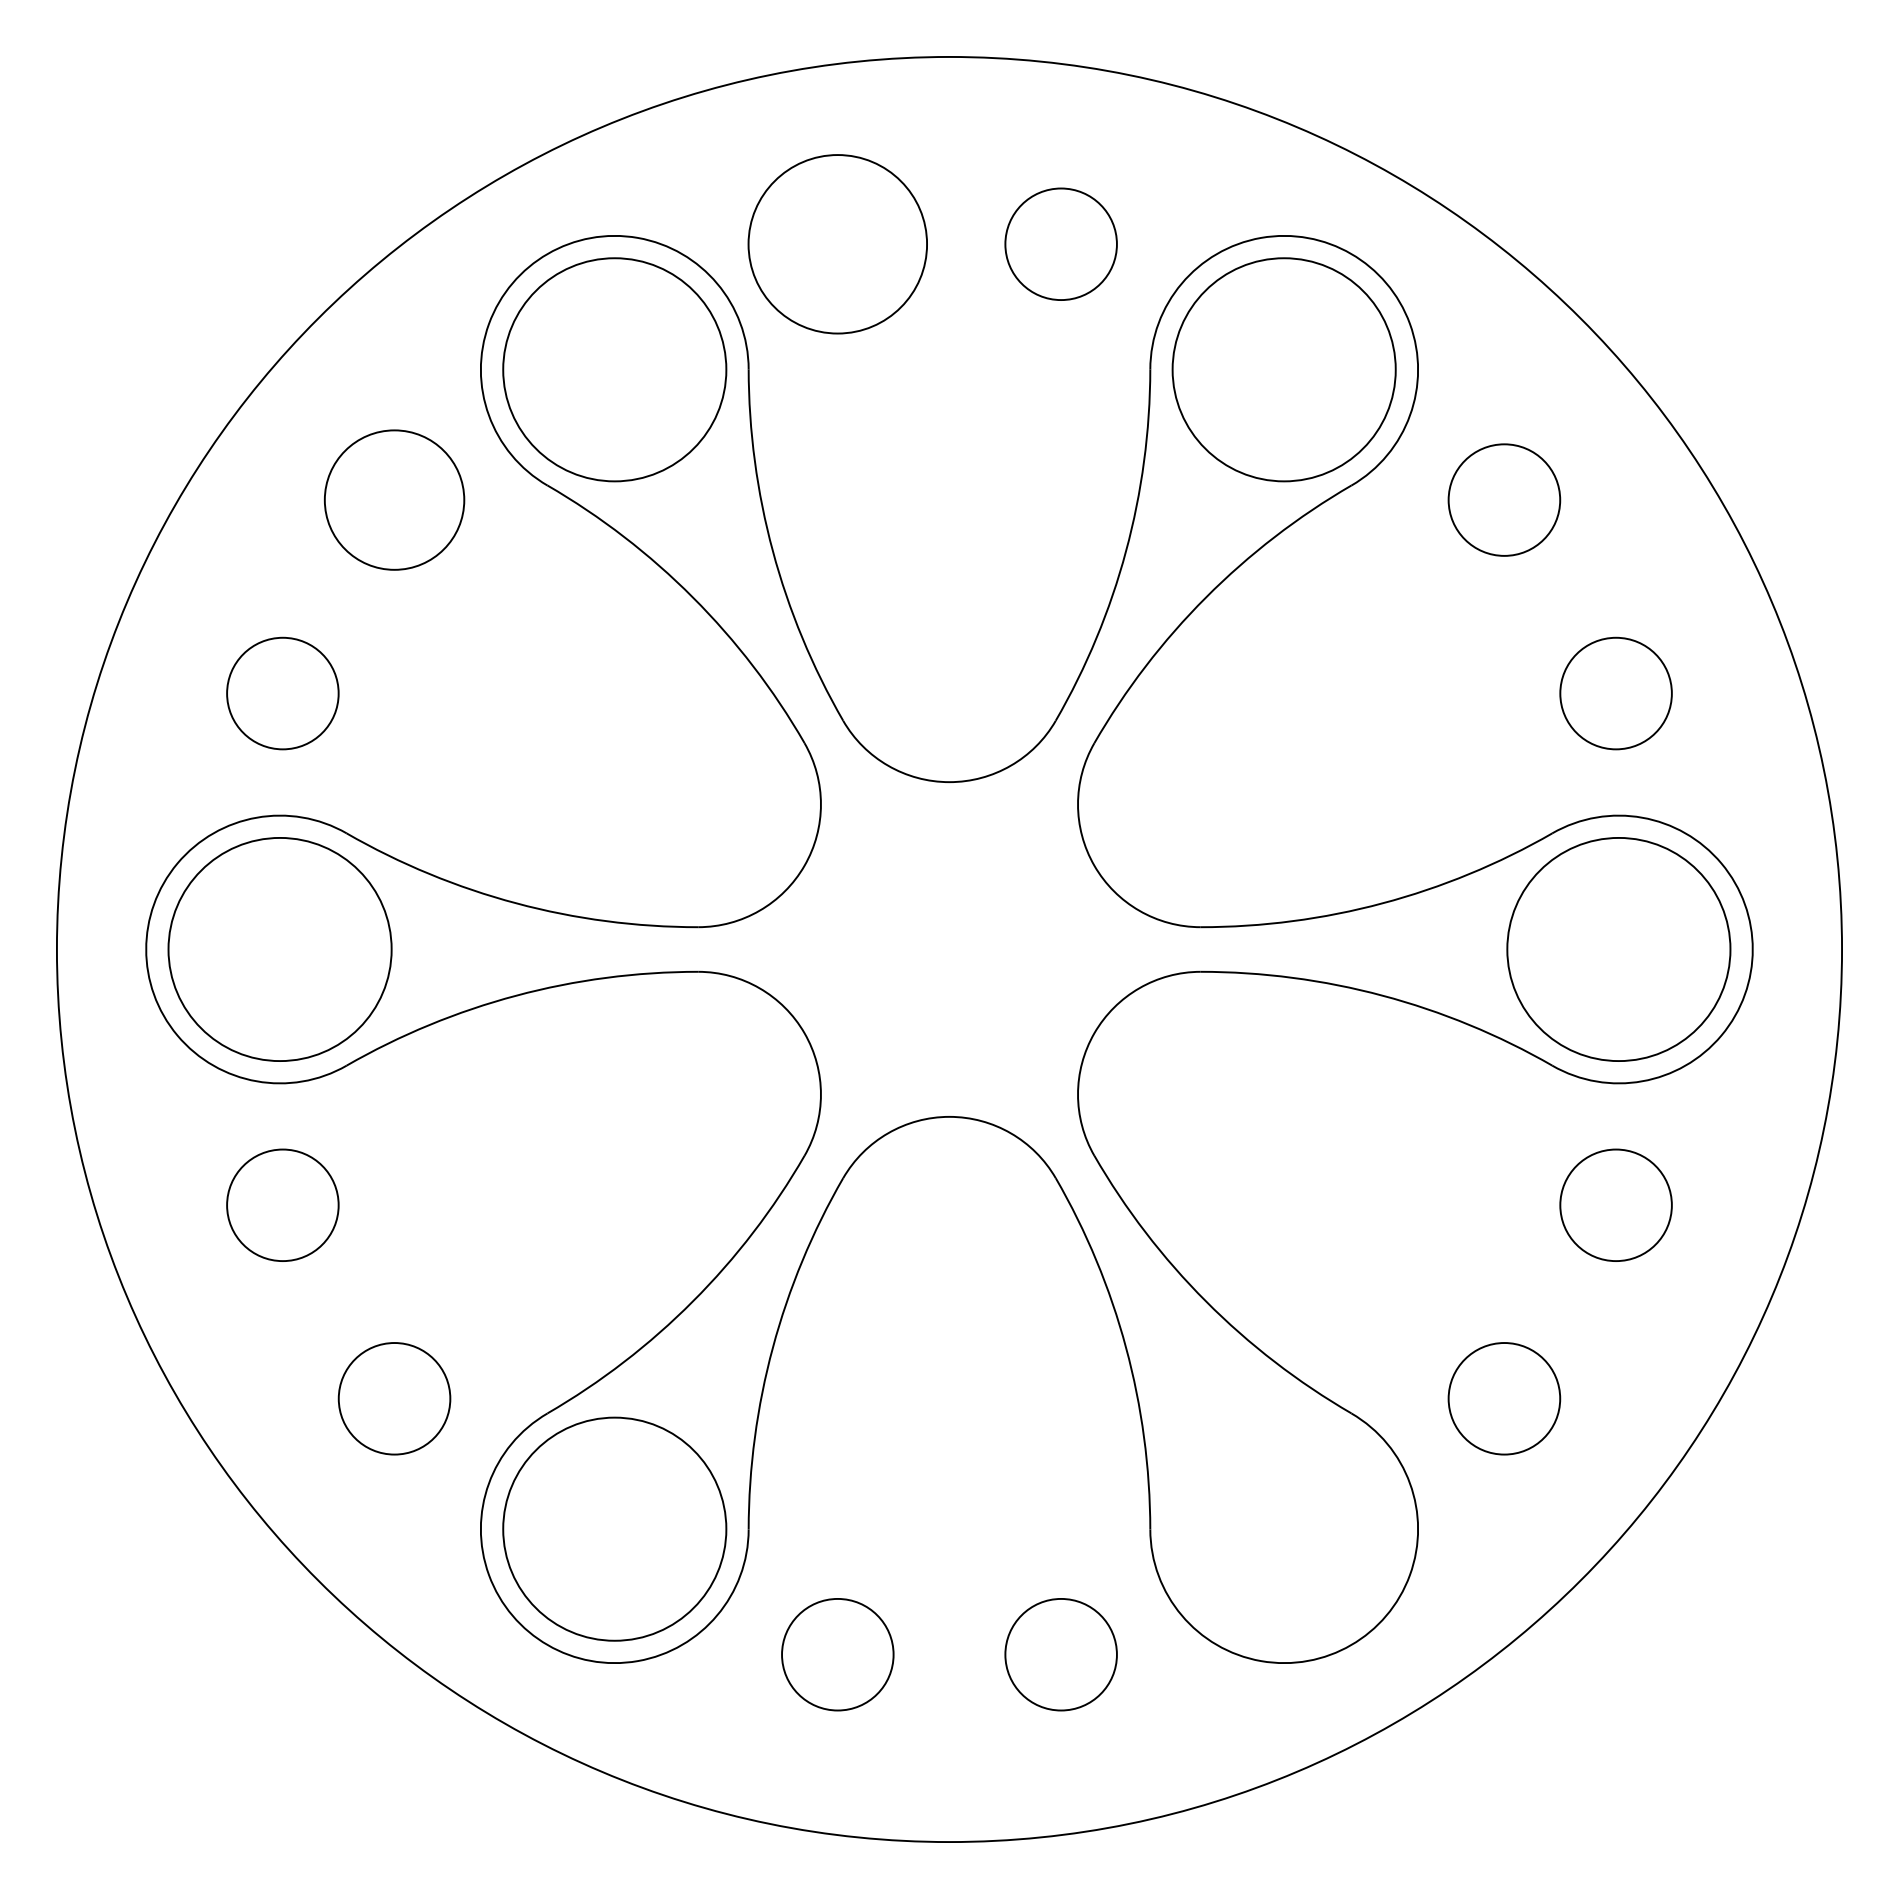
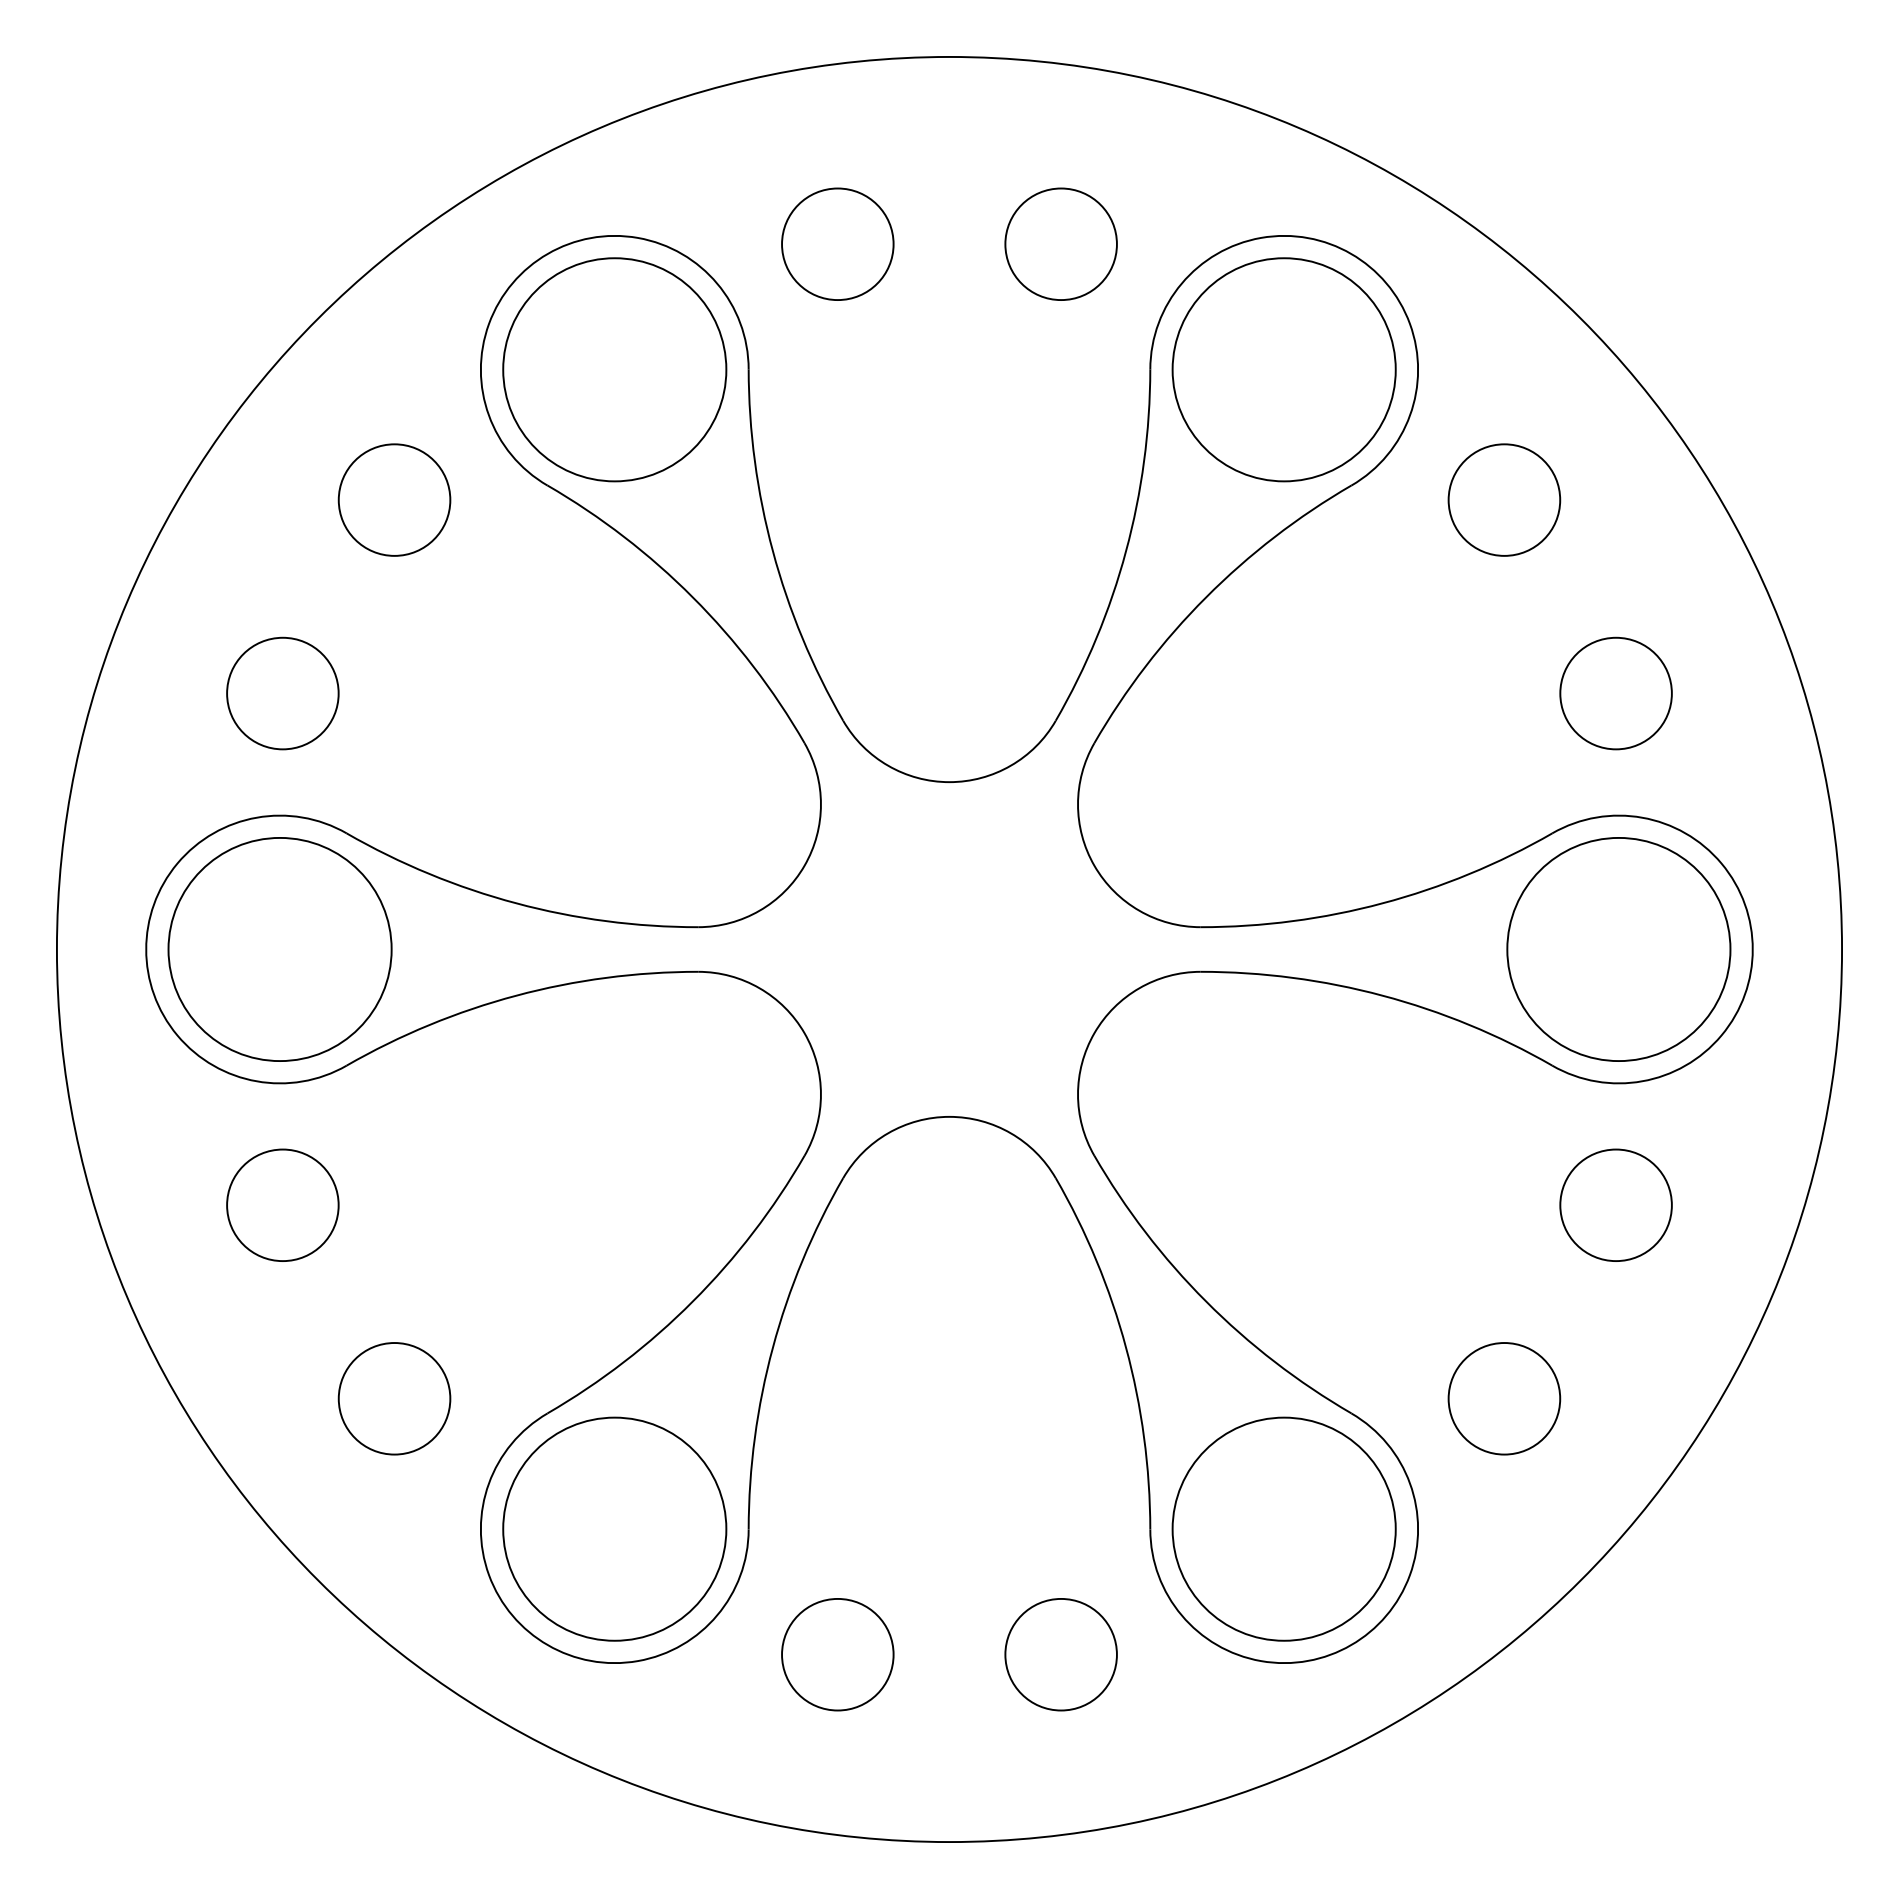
circle diameter: 179 px -> 112 px (837, 244)
circle diameter: 139 px -> 112 px (394, 499)
circle: none -> present (1283, 1528)
